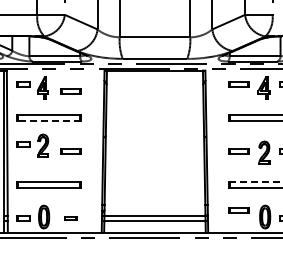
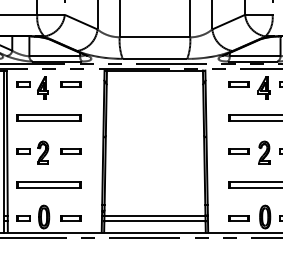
part position: (70, 91) -> (70, 84) (70, 84)
line: dashed -> solid (48, 120)
part position: (32, 145) -> (32, 152) (32, 152)
line: dashed -> solid (255, 182)
part position: (238, 210) -> (238, 218) (238, 218)
part size: 14x5 px -> 22x7 px (70, 218)
